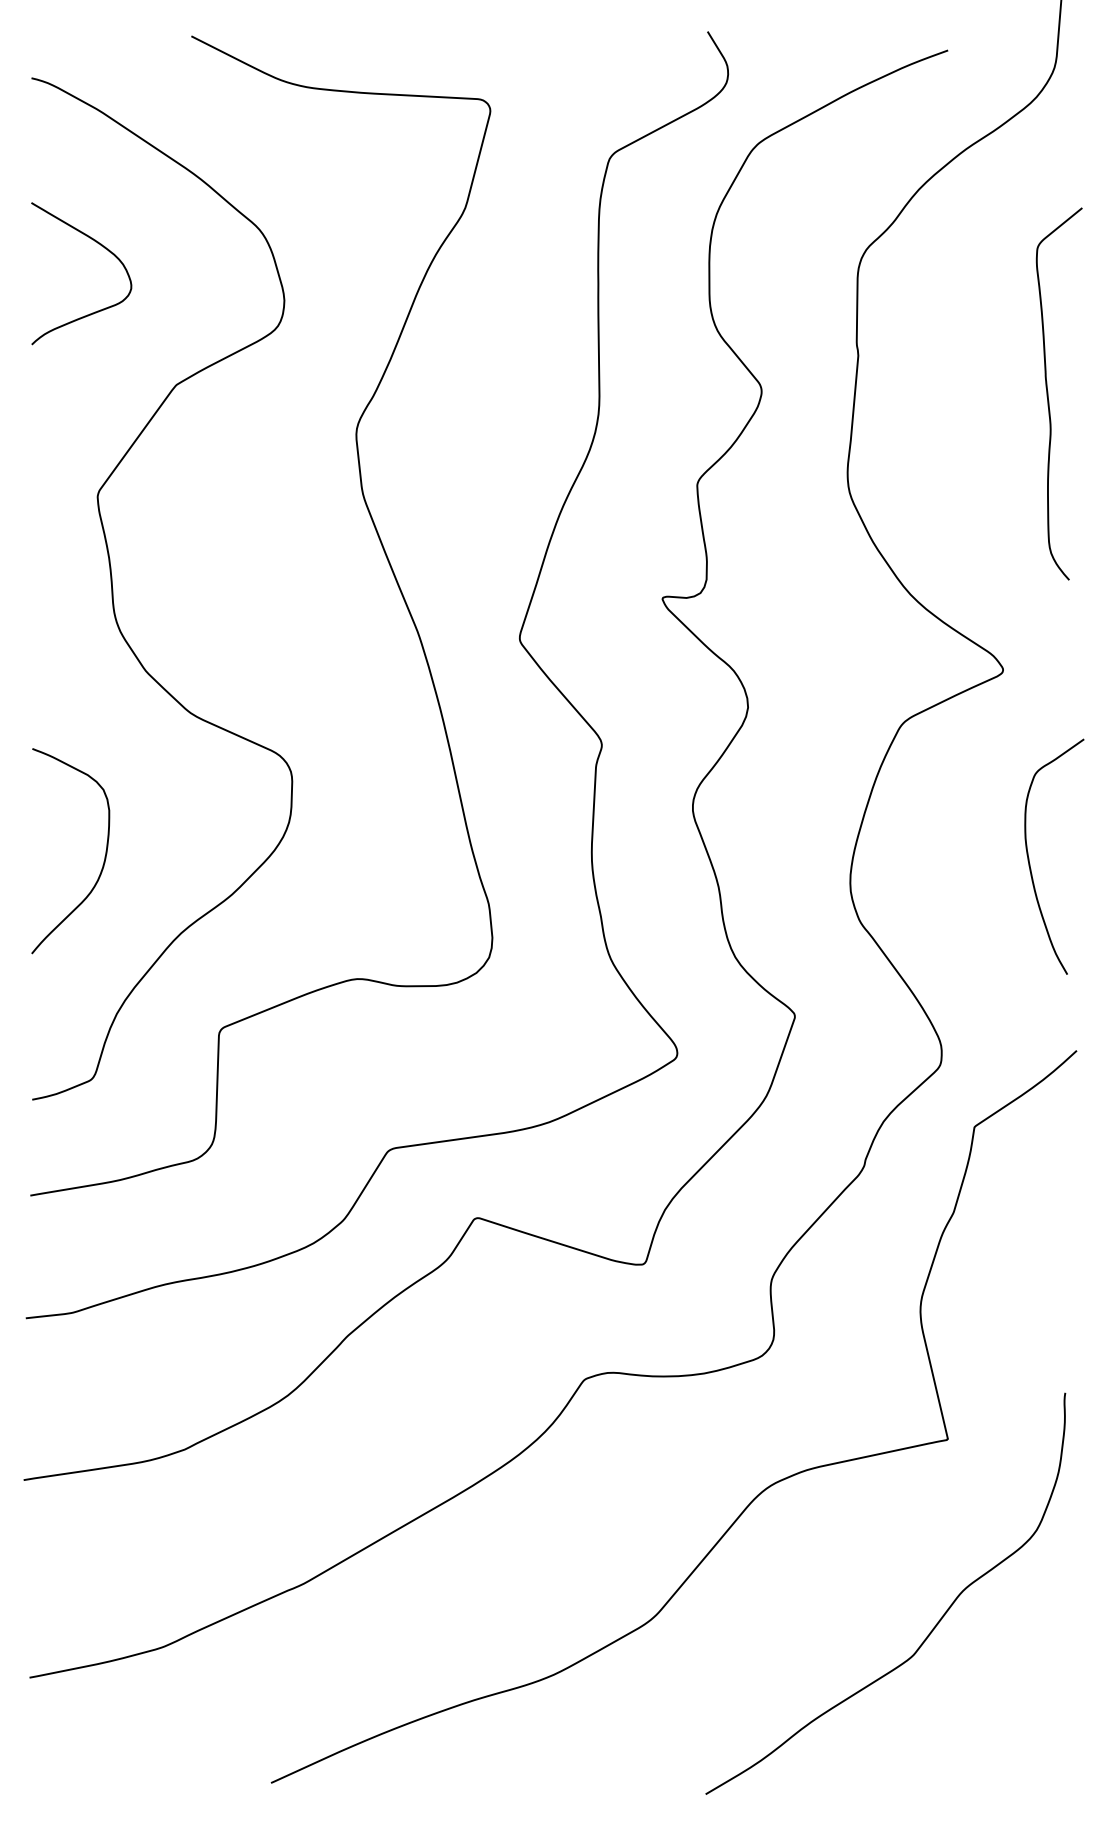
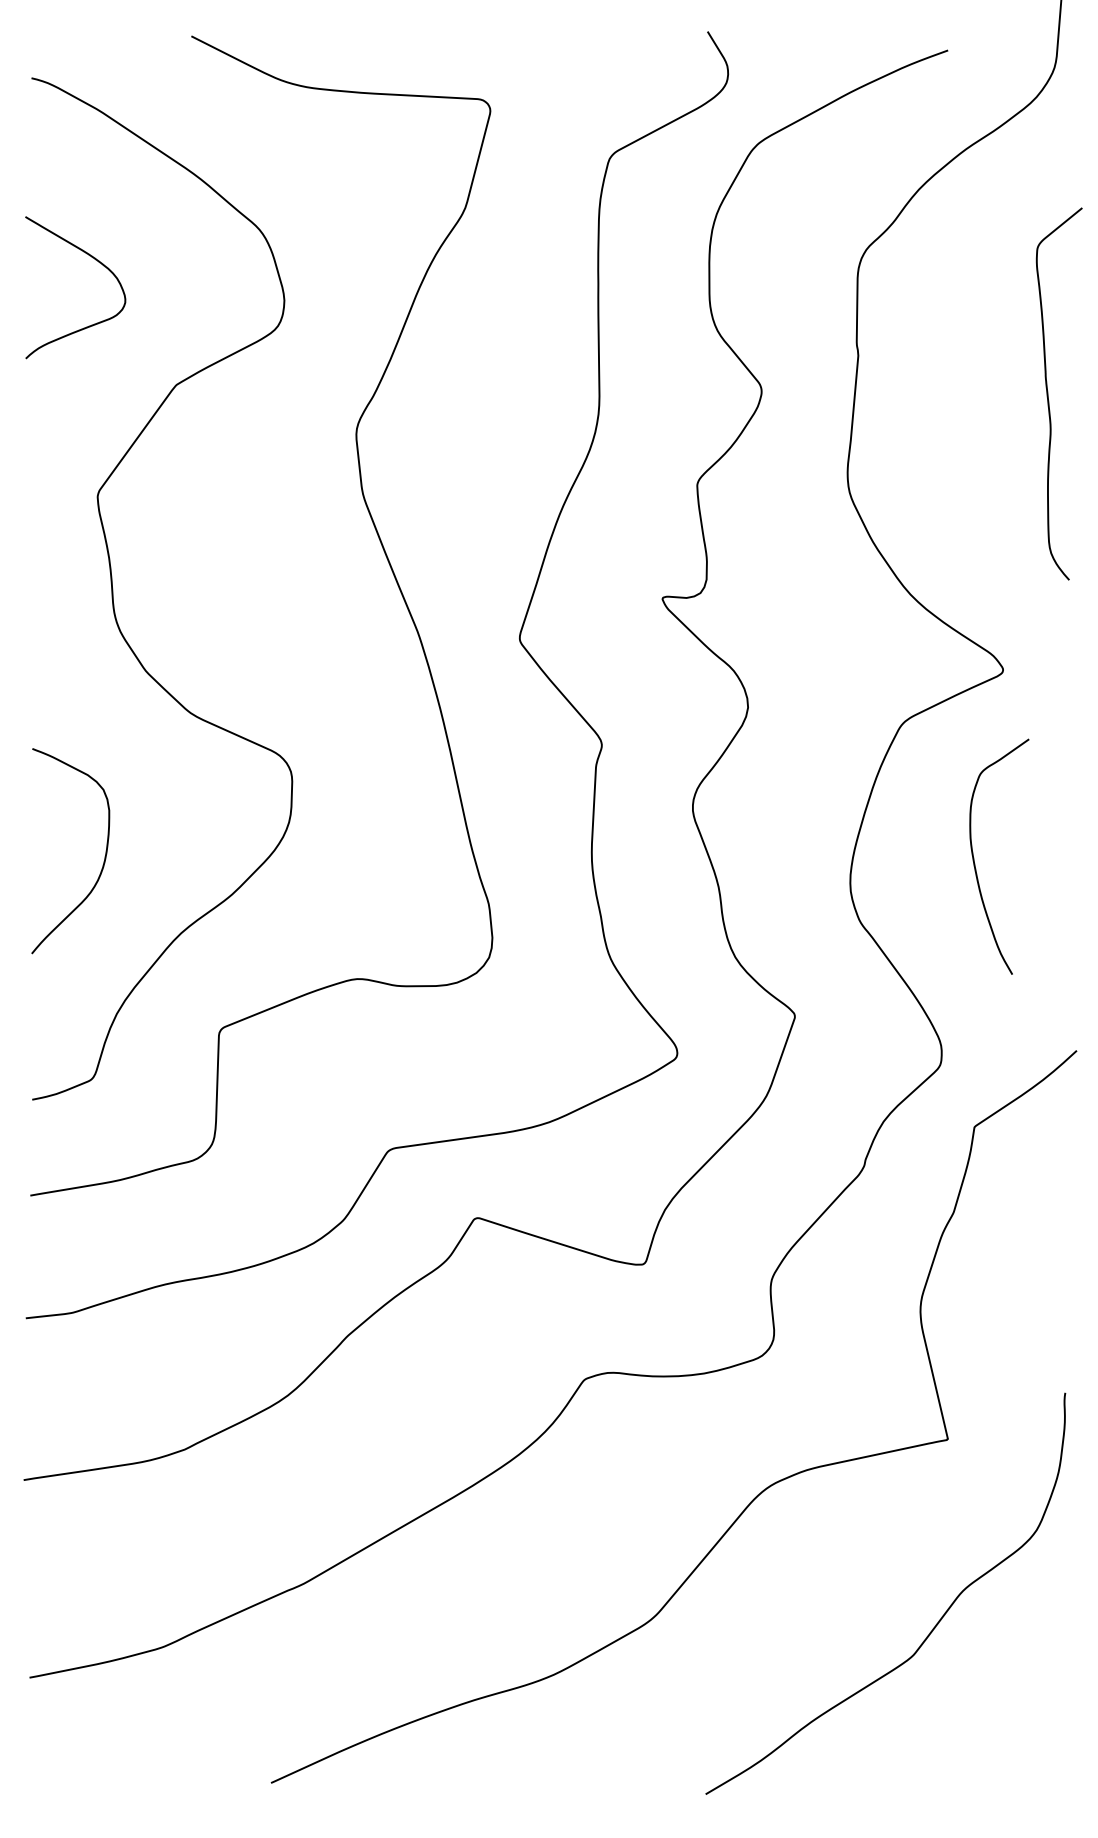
curve position: (101, 246) -> (95, 260) (95, 260)
curve position: (1030, 863) -> (975, 863) (975, 863)
